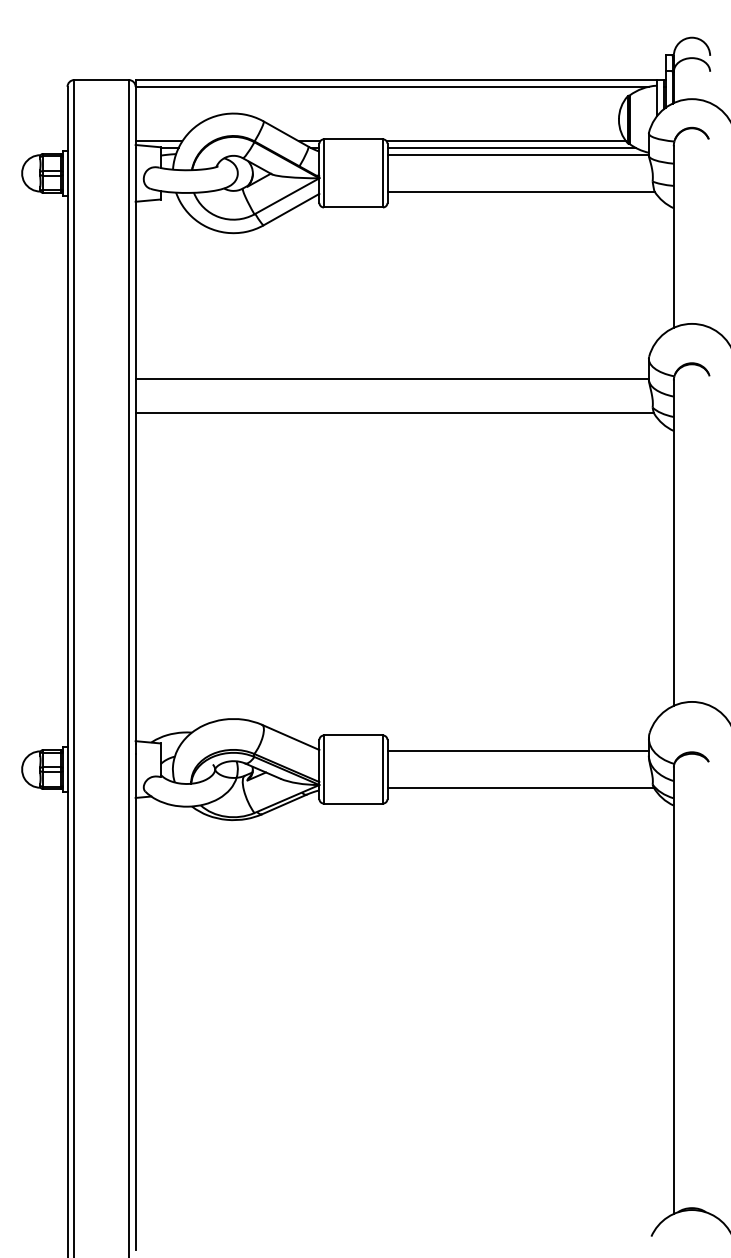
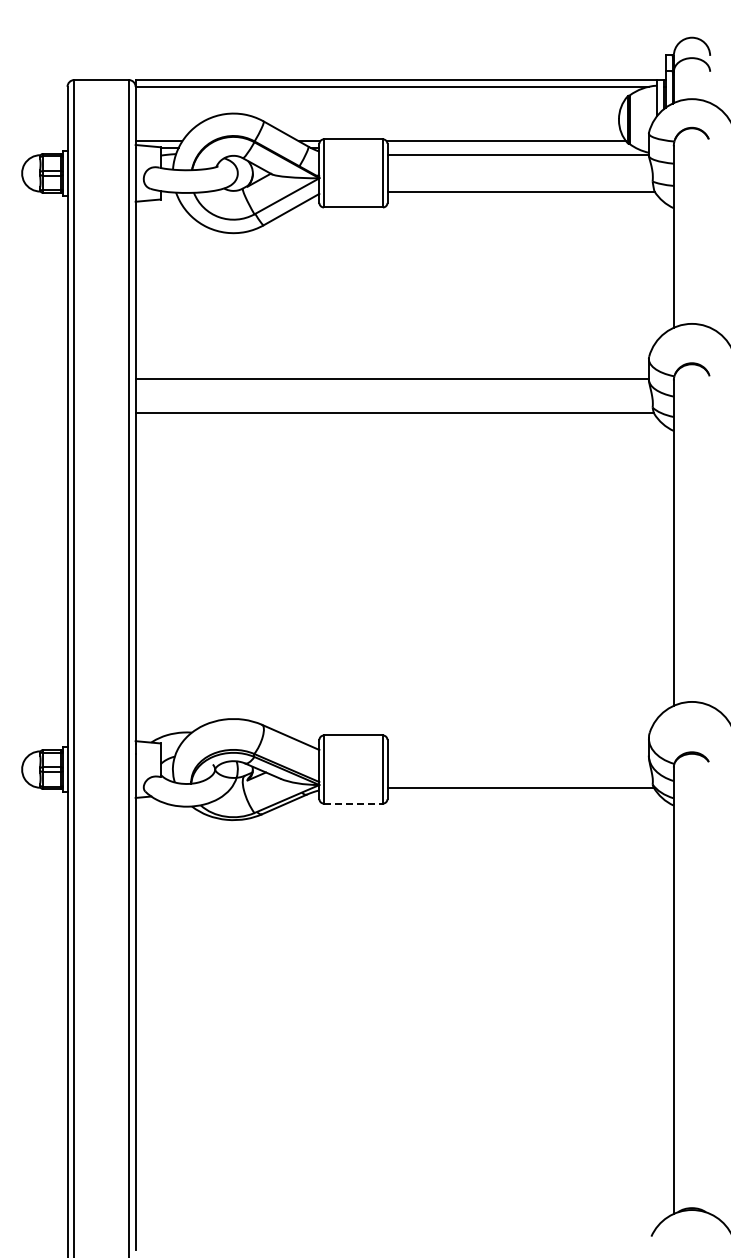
line: present -> none (511, 148)
line: present -> none (517, 751)
line: solid -> dashed (353, 803)
